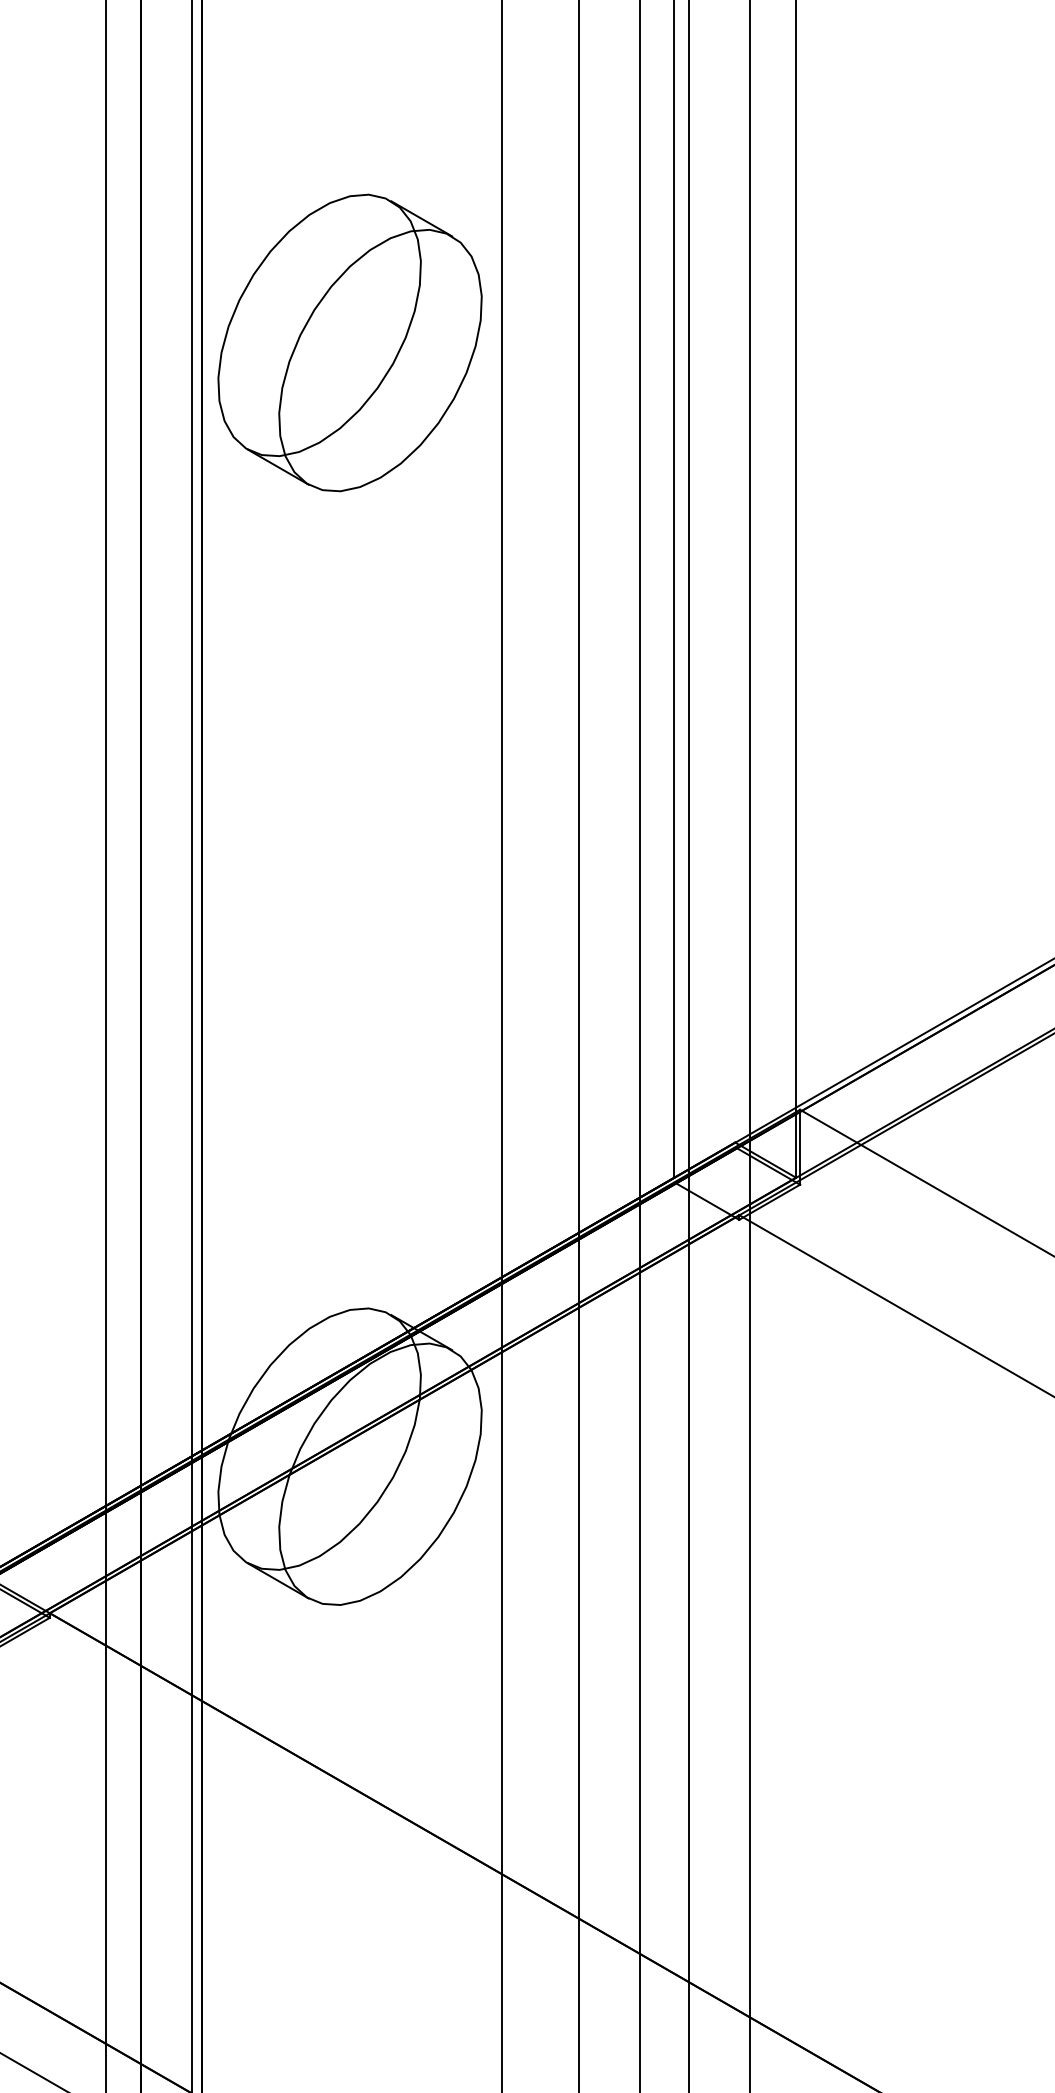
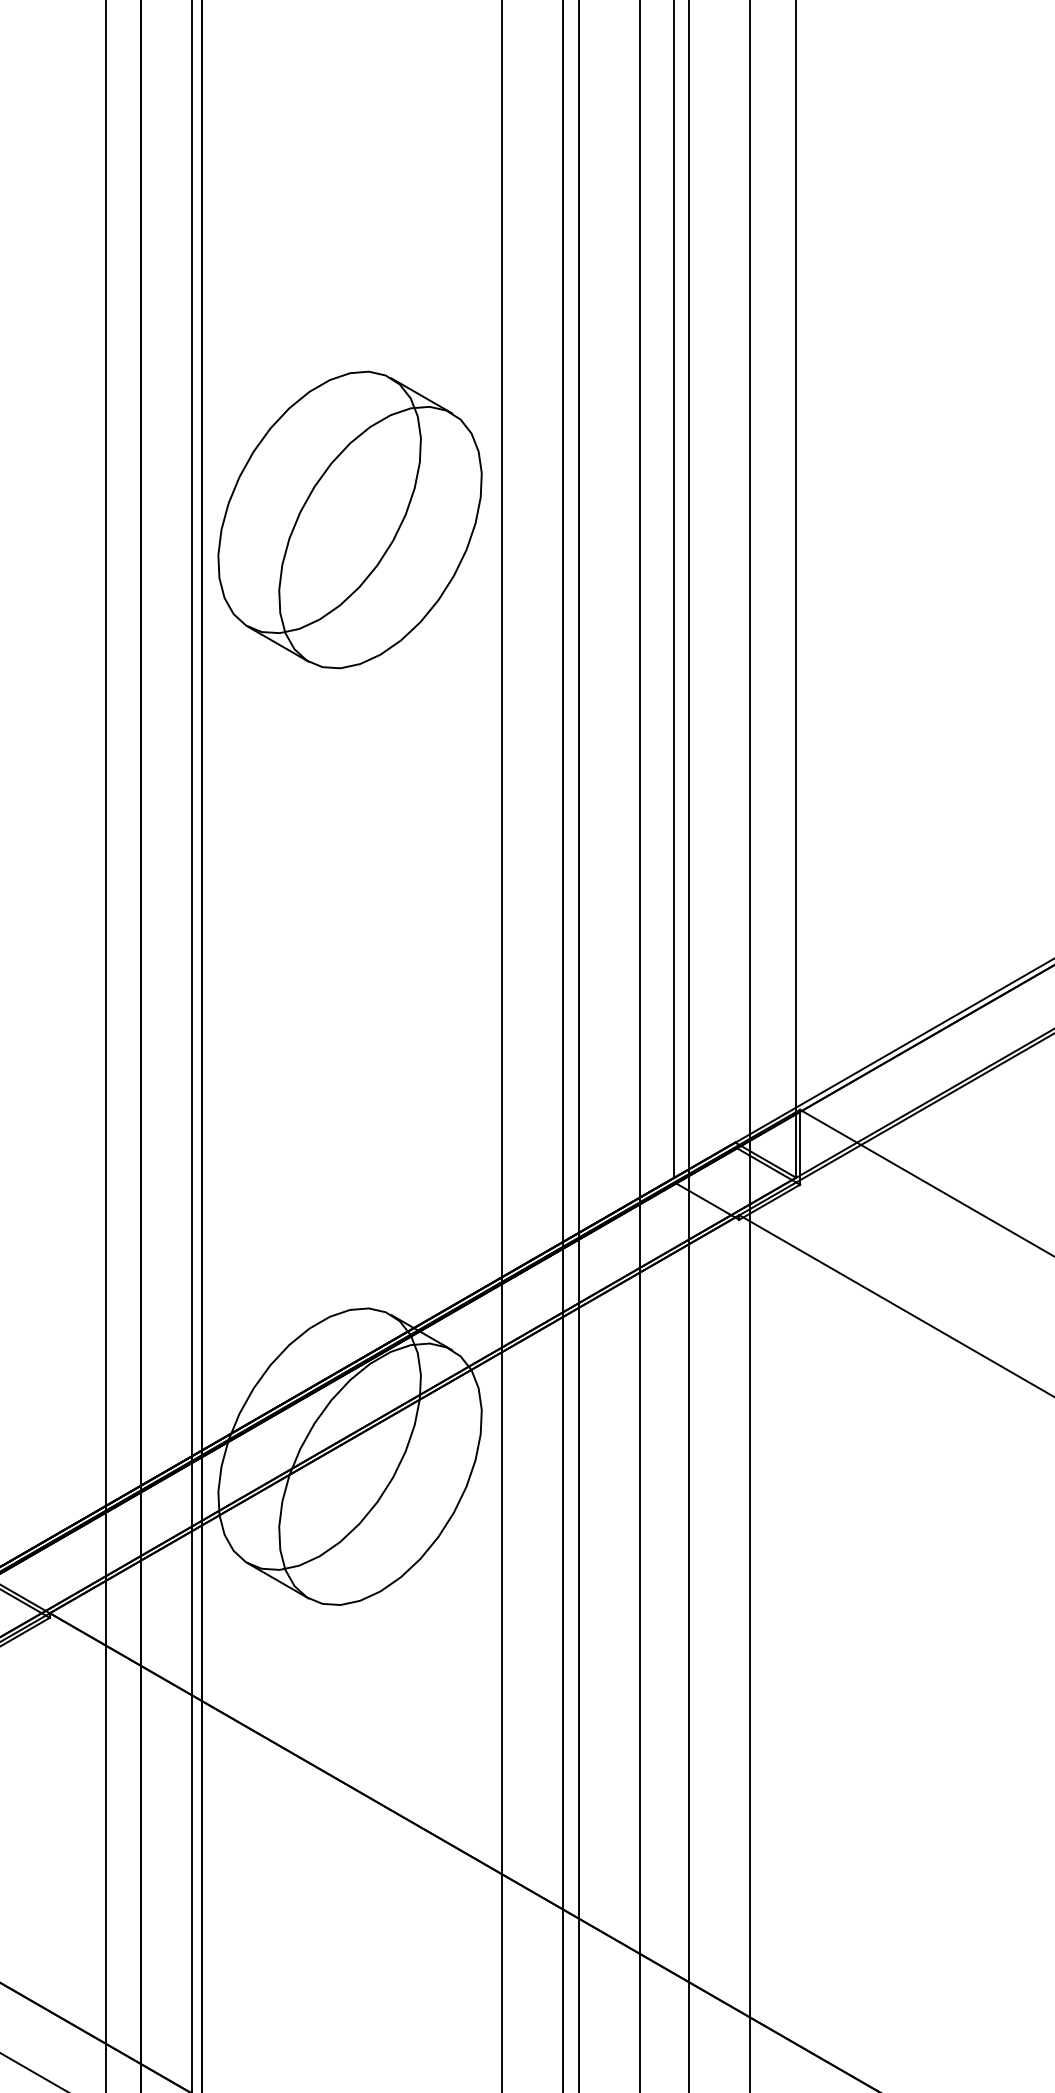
part position: (349, 342) -> (349, 519) (349, 519)
line: none -> present (563, 1045)
